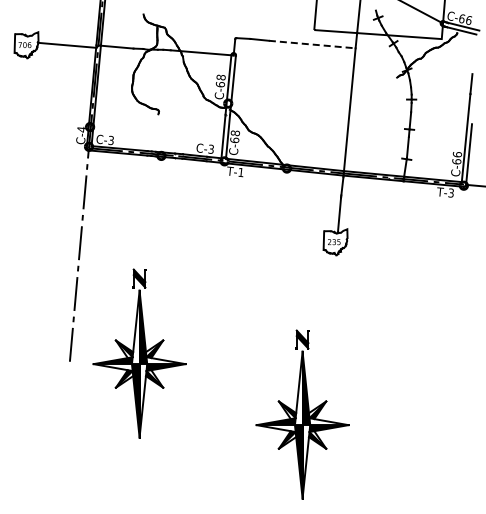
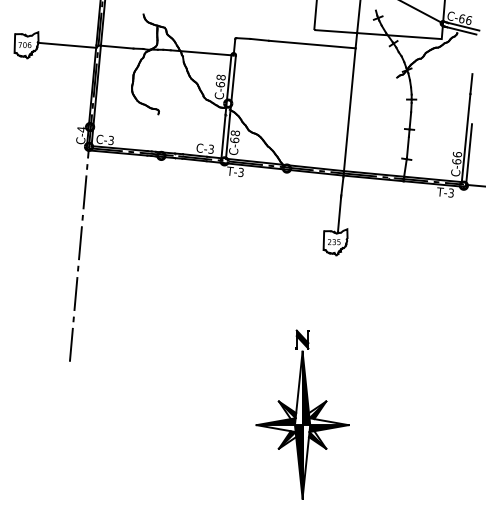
line: dashed -> solid (312, 44)
text: T-1 -> T-3 (240, 172)
part: present -> none (139, 353)
